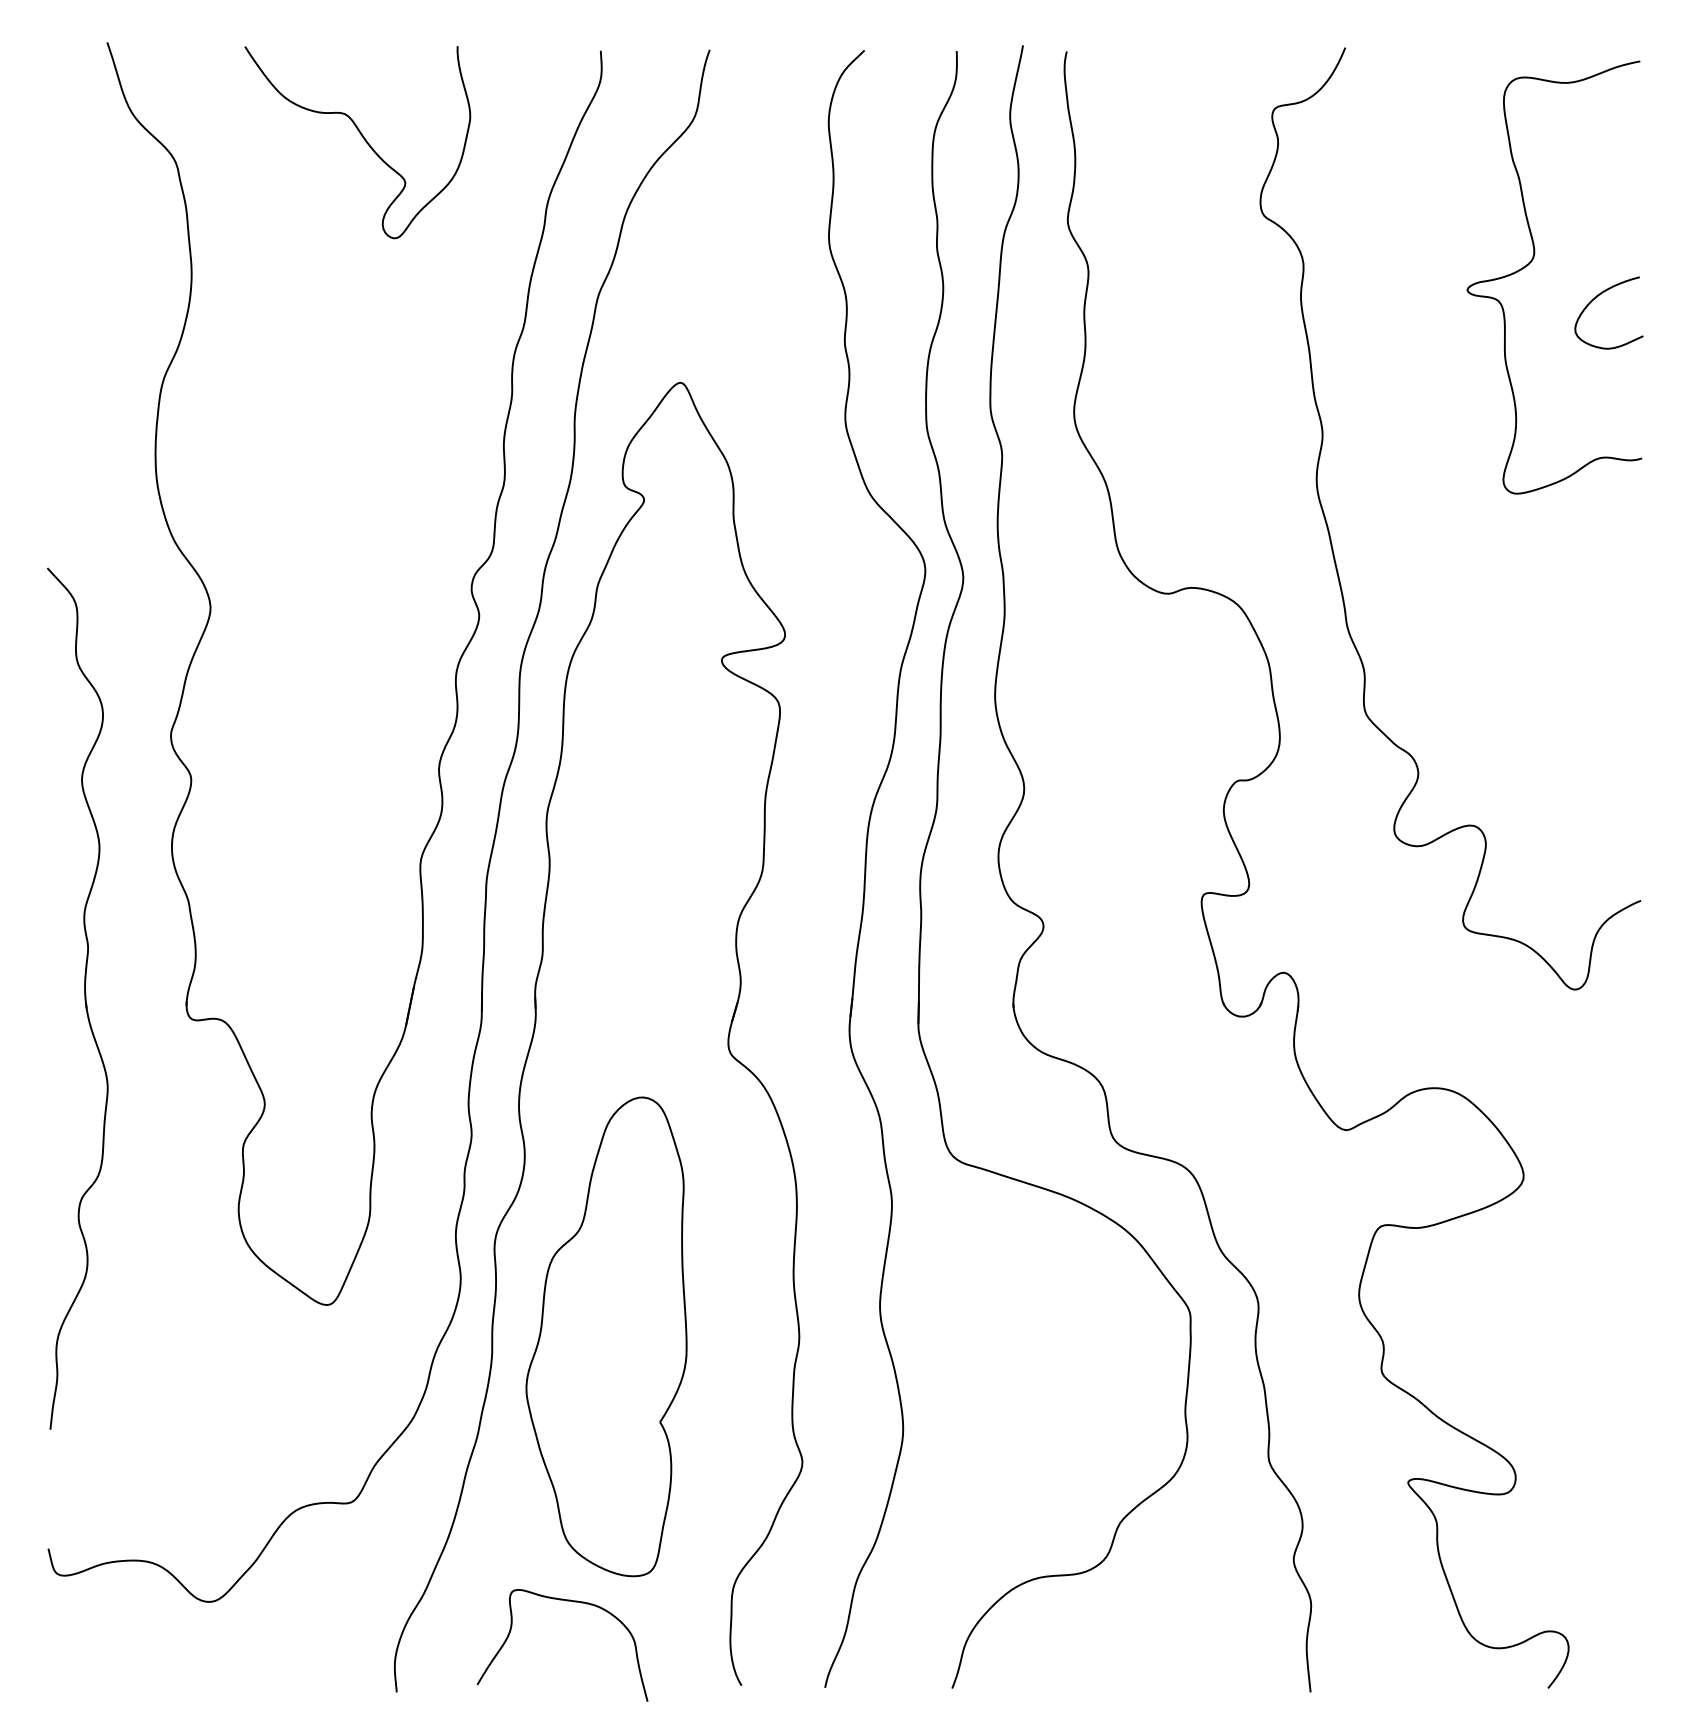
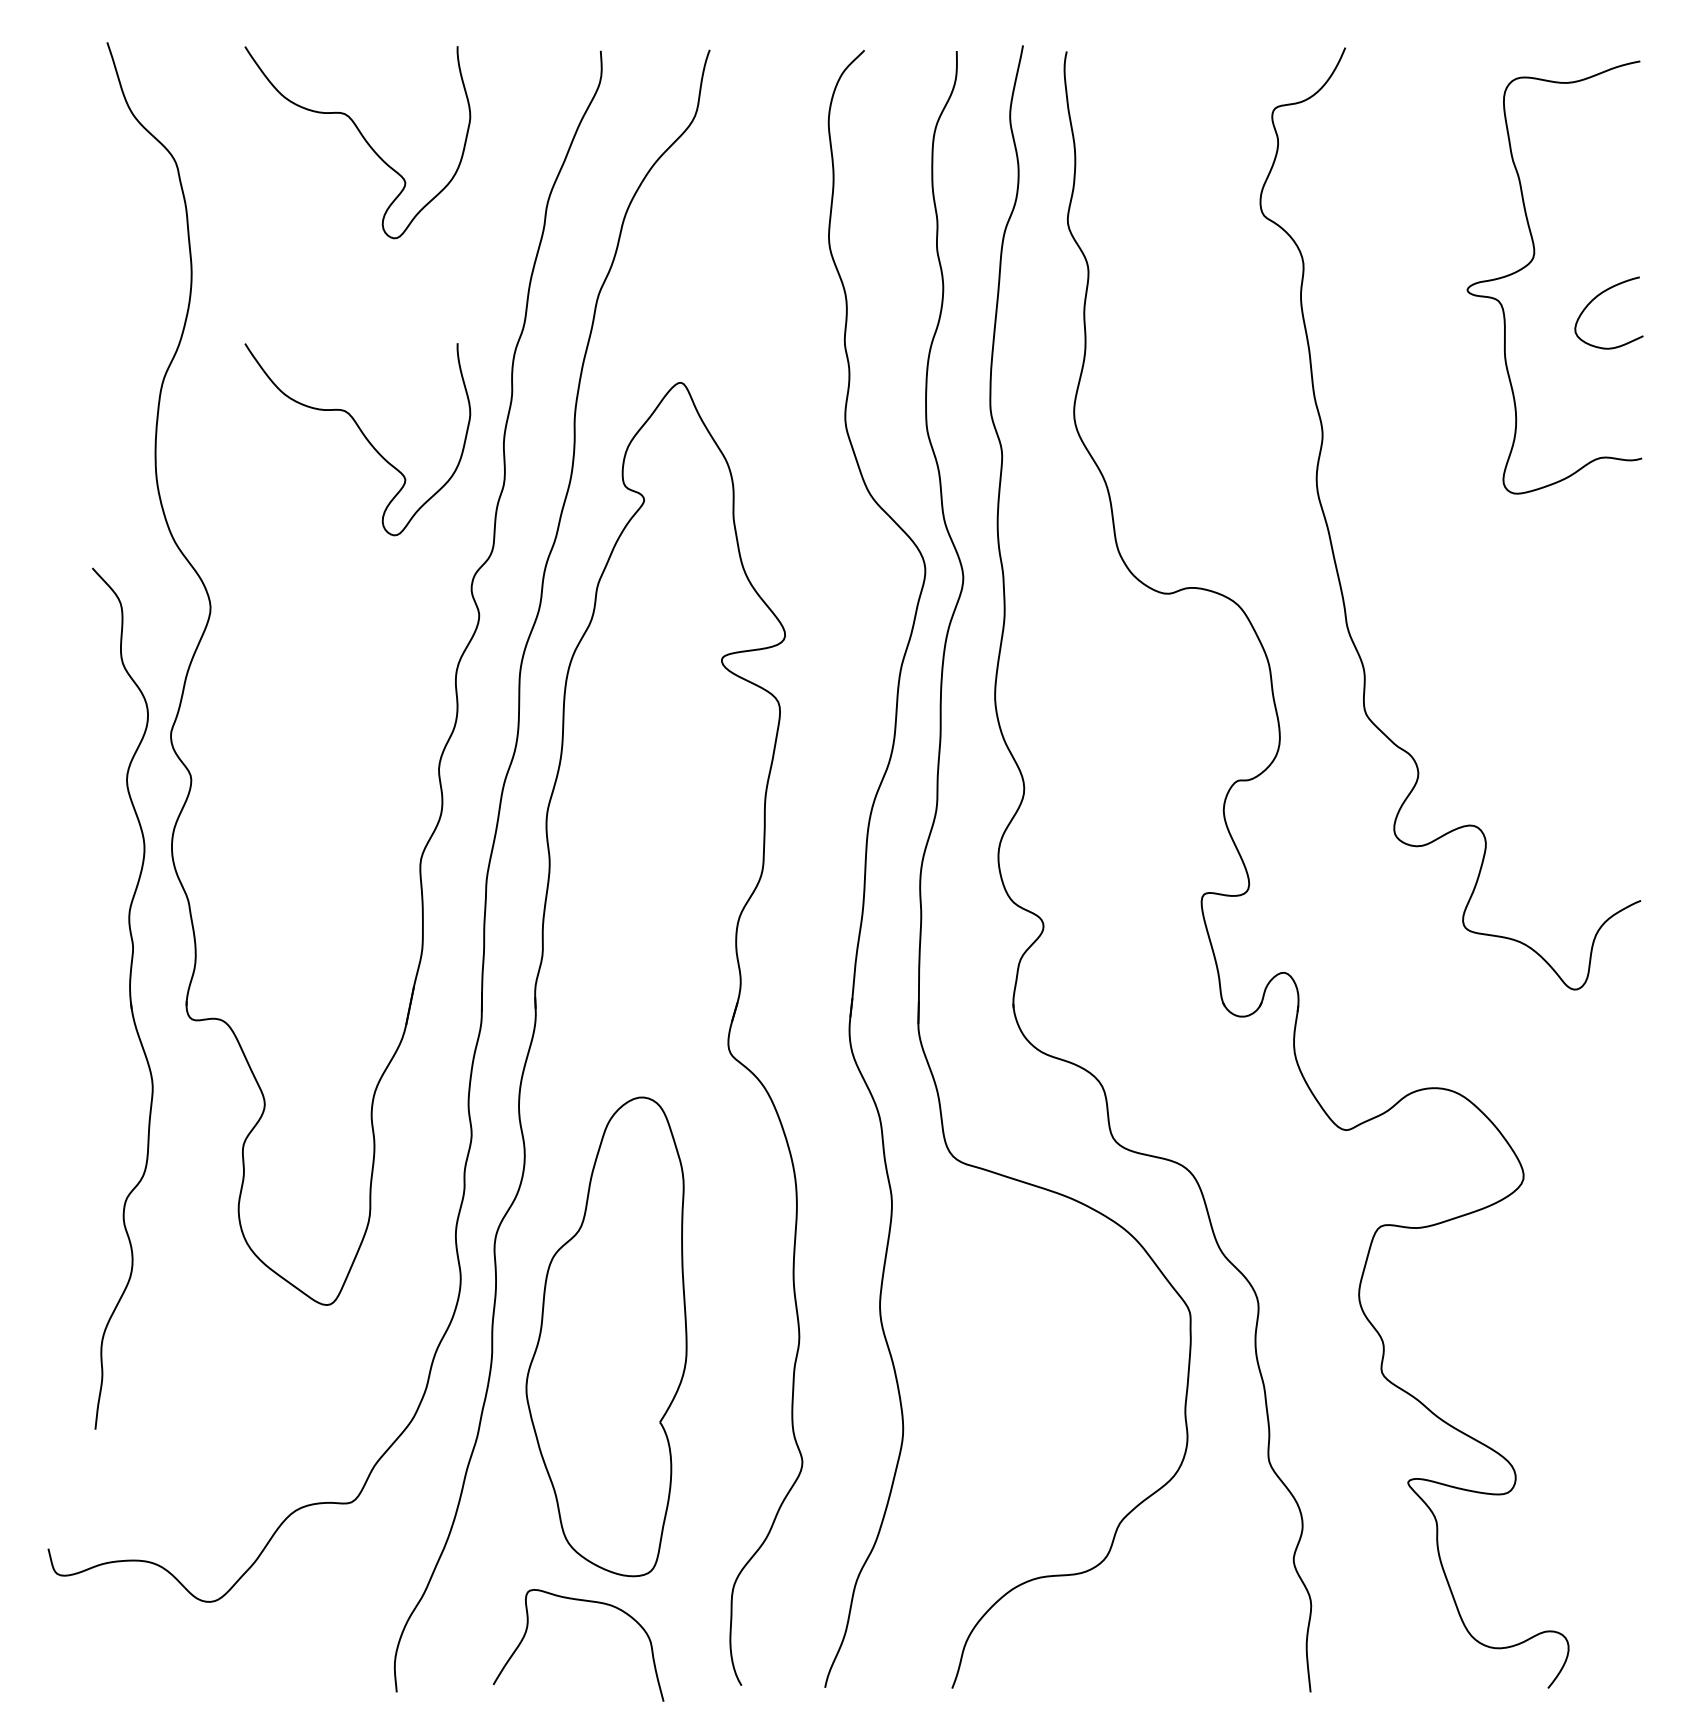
curve: none -> present (363, 436)
part position: (84, 998) -> (129, 998) (129, 998)
curve position: (566, 1601) -> (582, 1601) (582, 1601)
